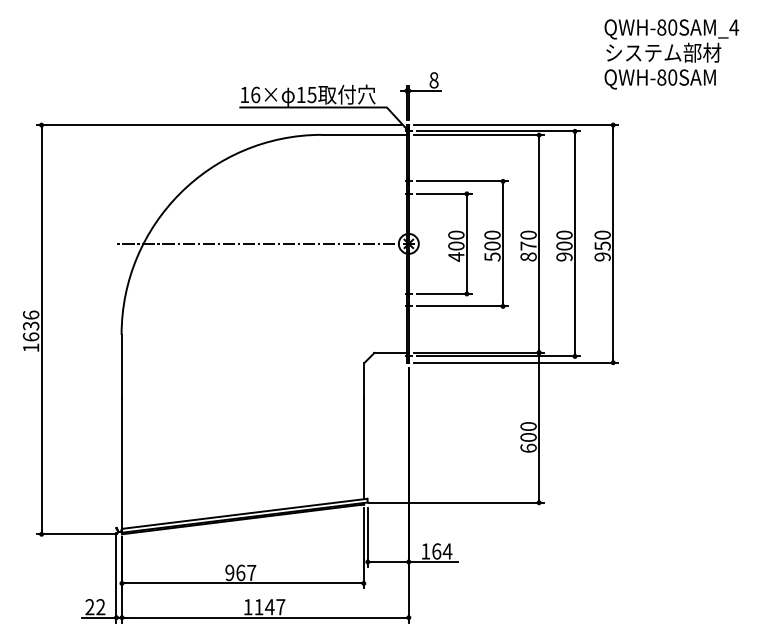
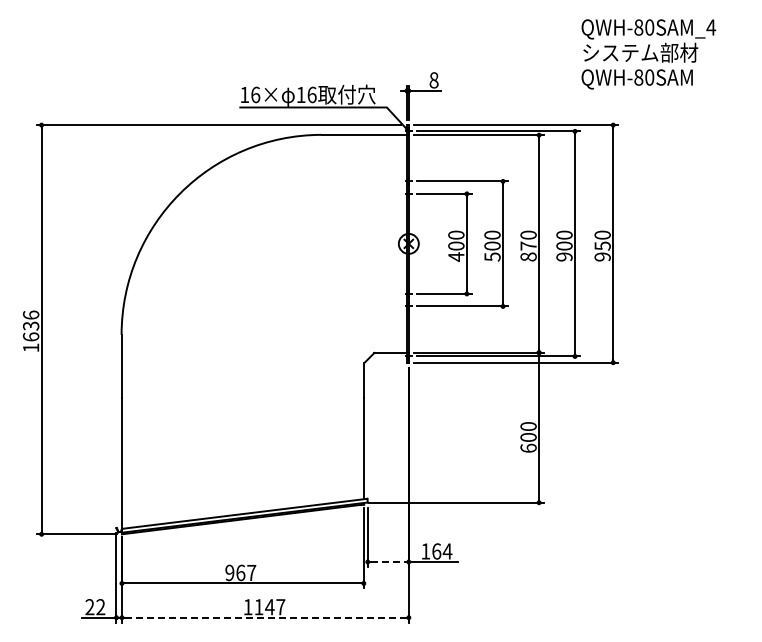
text position: (671, 54) -> (648, 54) (648, 54)
text: 15 -> 16 (311, 94)
line: present -> none (265, 243)
line: solid -> dashed (388, 562)
line: solid -> dashed (265, 617)
